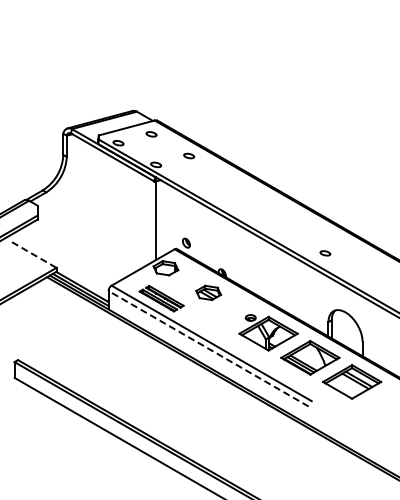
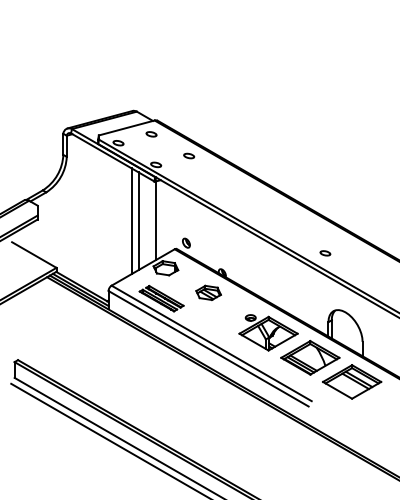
line: none -> present (131, 221)
line: none -> present (138, 221)
line: dashed -> solid (34, 255)
line: dashed -> solid (208, 348)
line: none -> present (109, 439)
